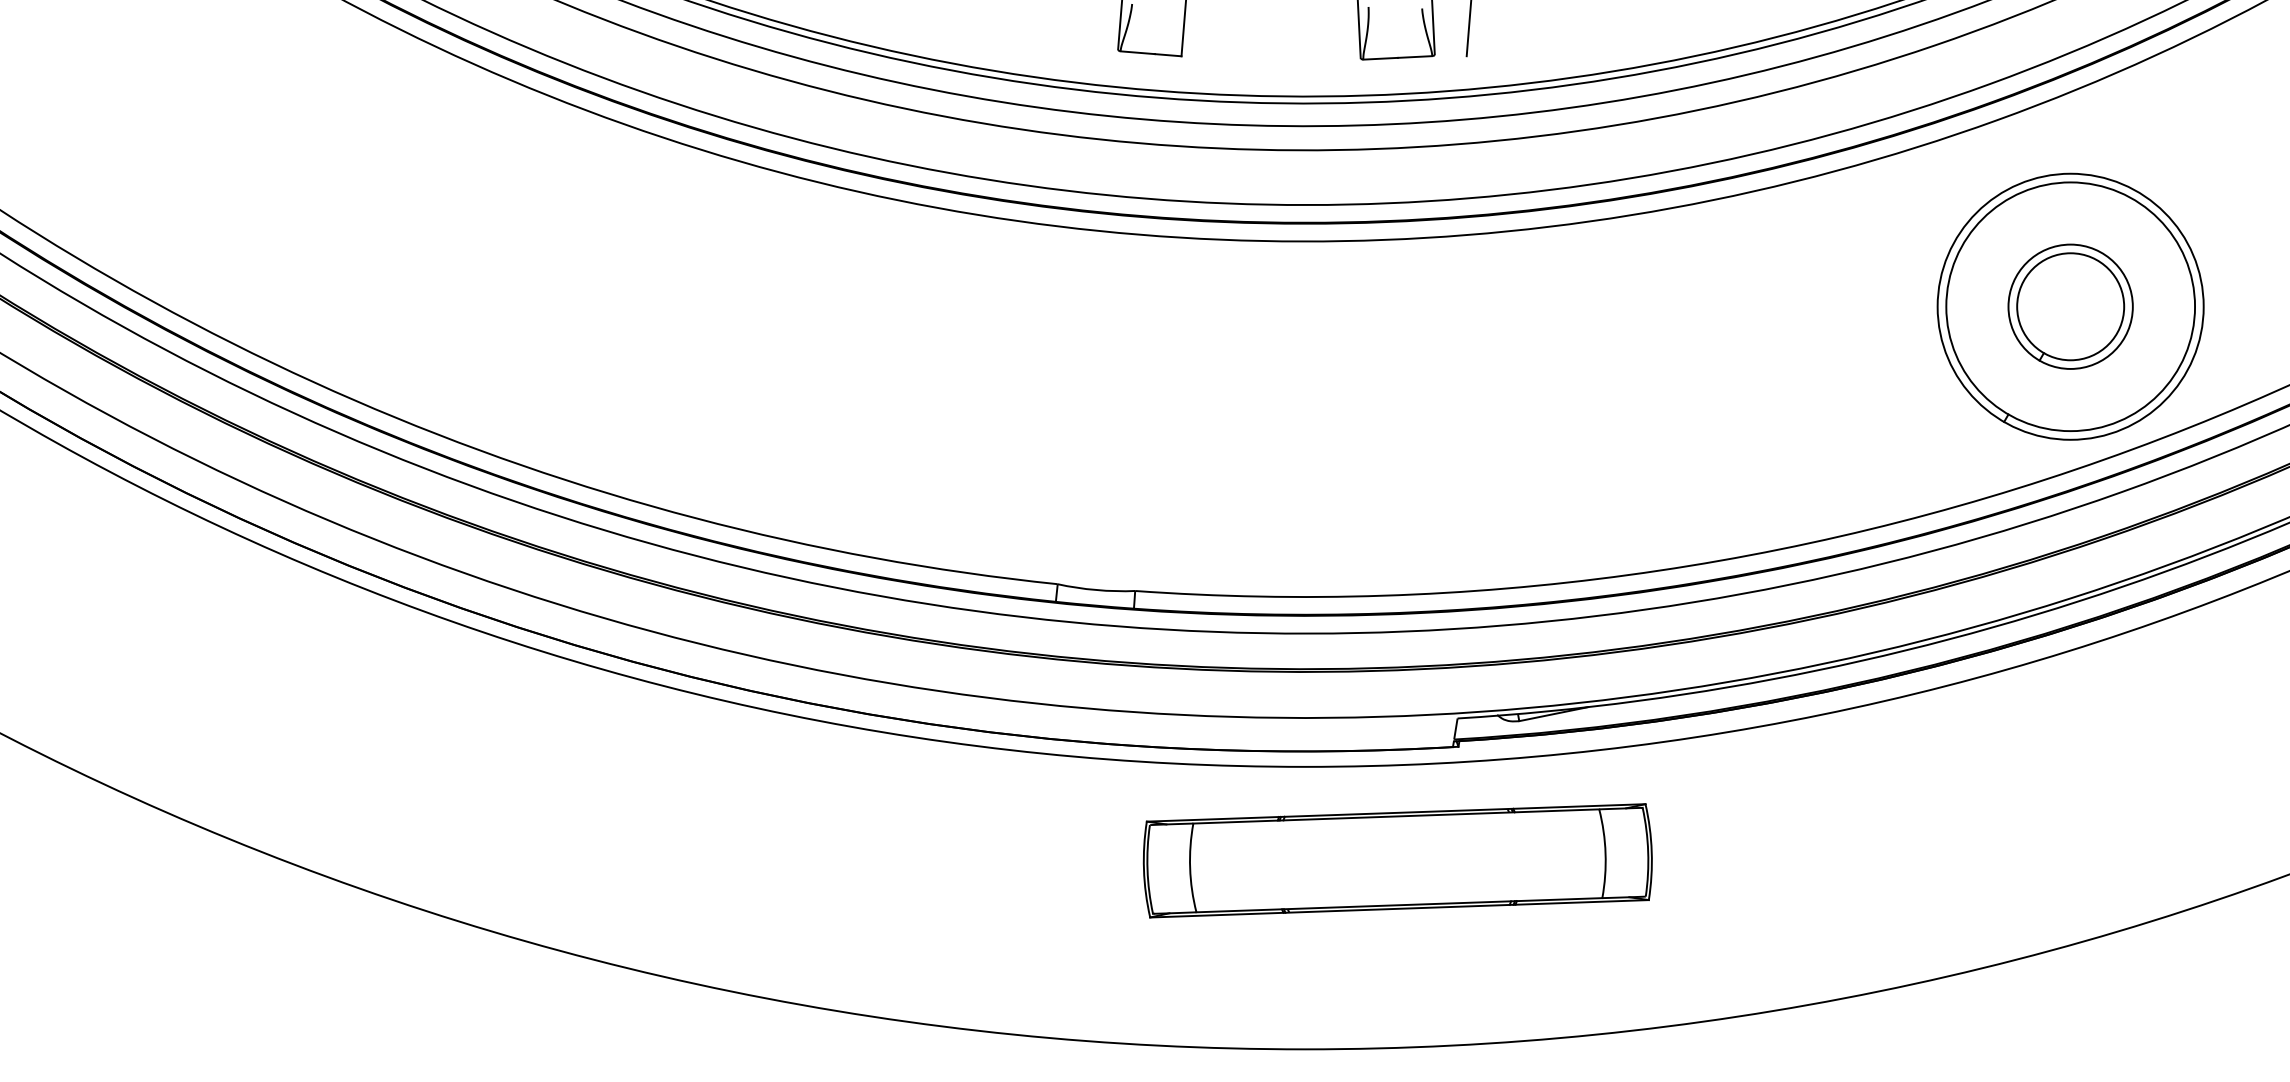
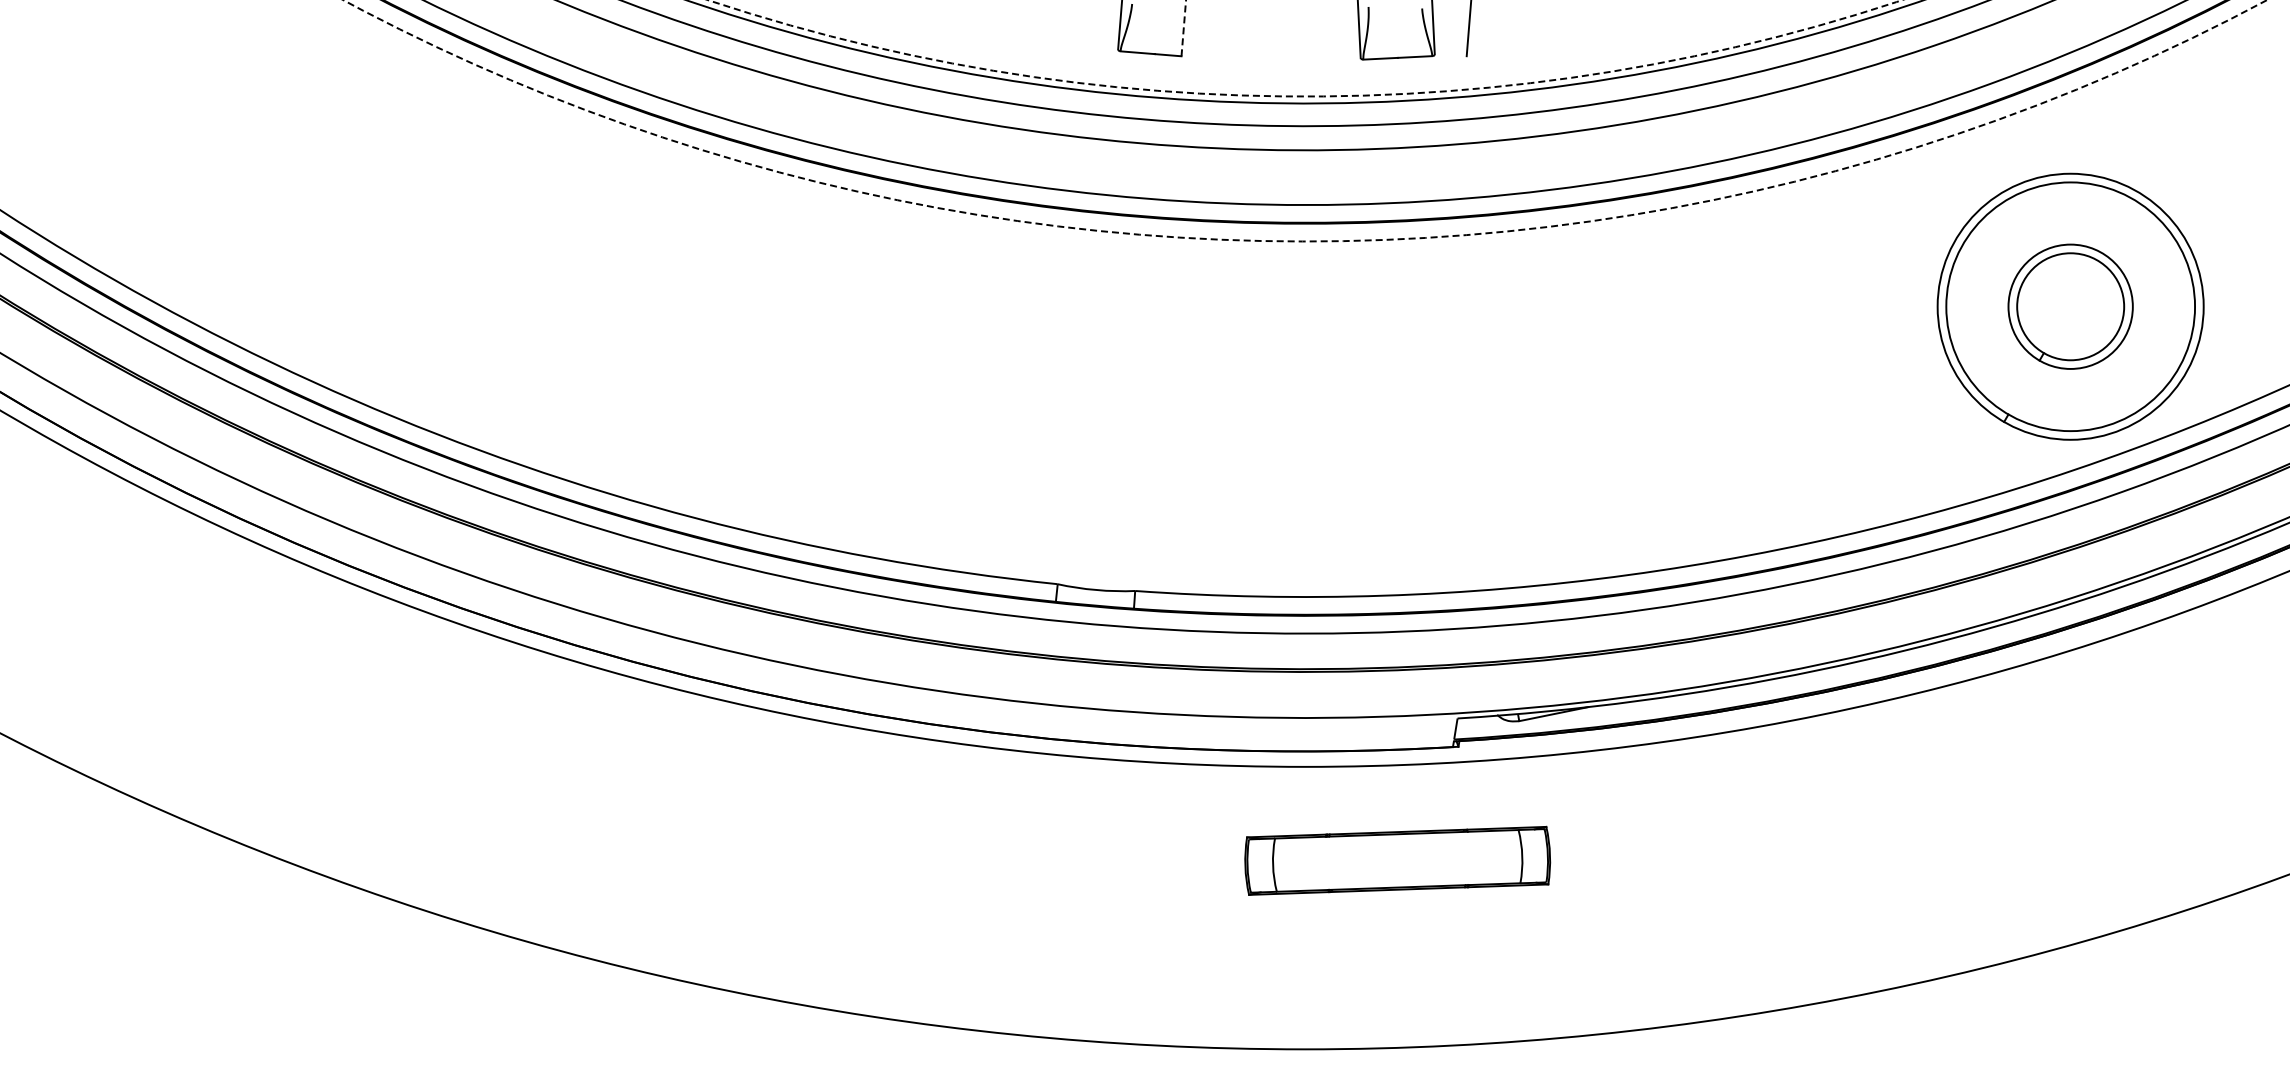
line: solid -> dashed (1183, 28)
arc: solid -> dashed (1304, 96)
arc: solid -> dashed (1307, 241)
part size: 511x116 px -> 308x71 px (1397, 860)
